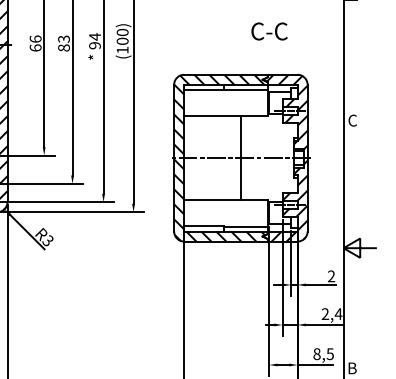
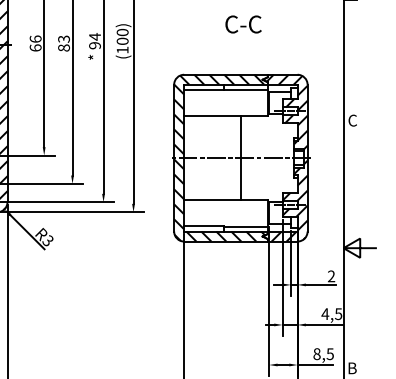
text position: (269, 31) -> (243, 24) (243, 24)
text: 2,4 -> 4,5 (331, 314)
